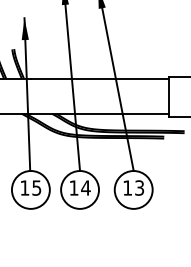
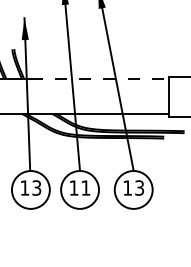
line: solid -> dashed (100, 78)
text: 15 -> 13 (36, 187)
text: 14 -> 11 (85, 187)
